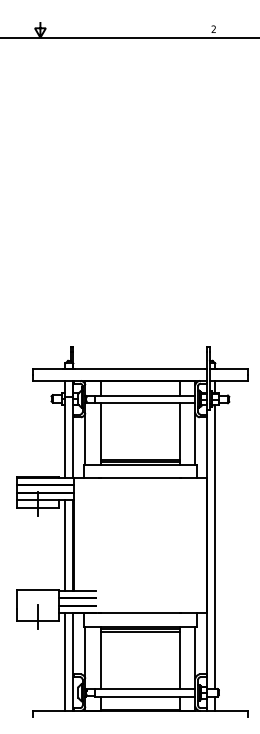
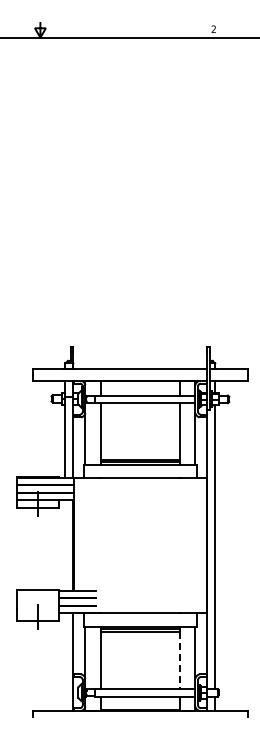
line: present -> none (65, 545)
line: solid -> dashed (179, 660)
line: present -> none (65, 661)
